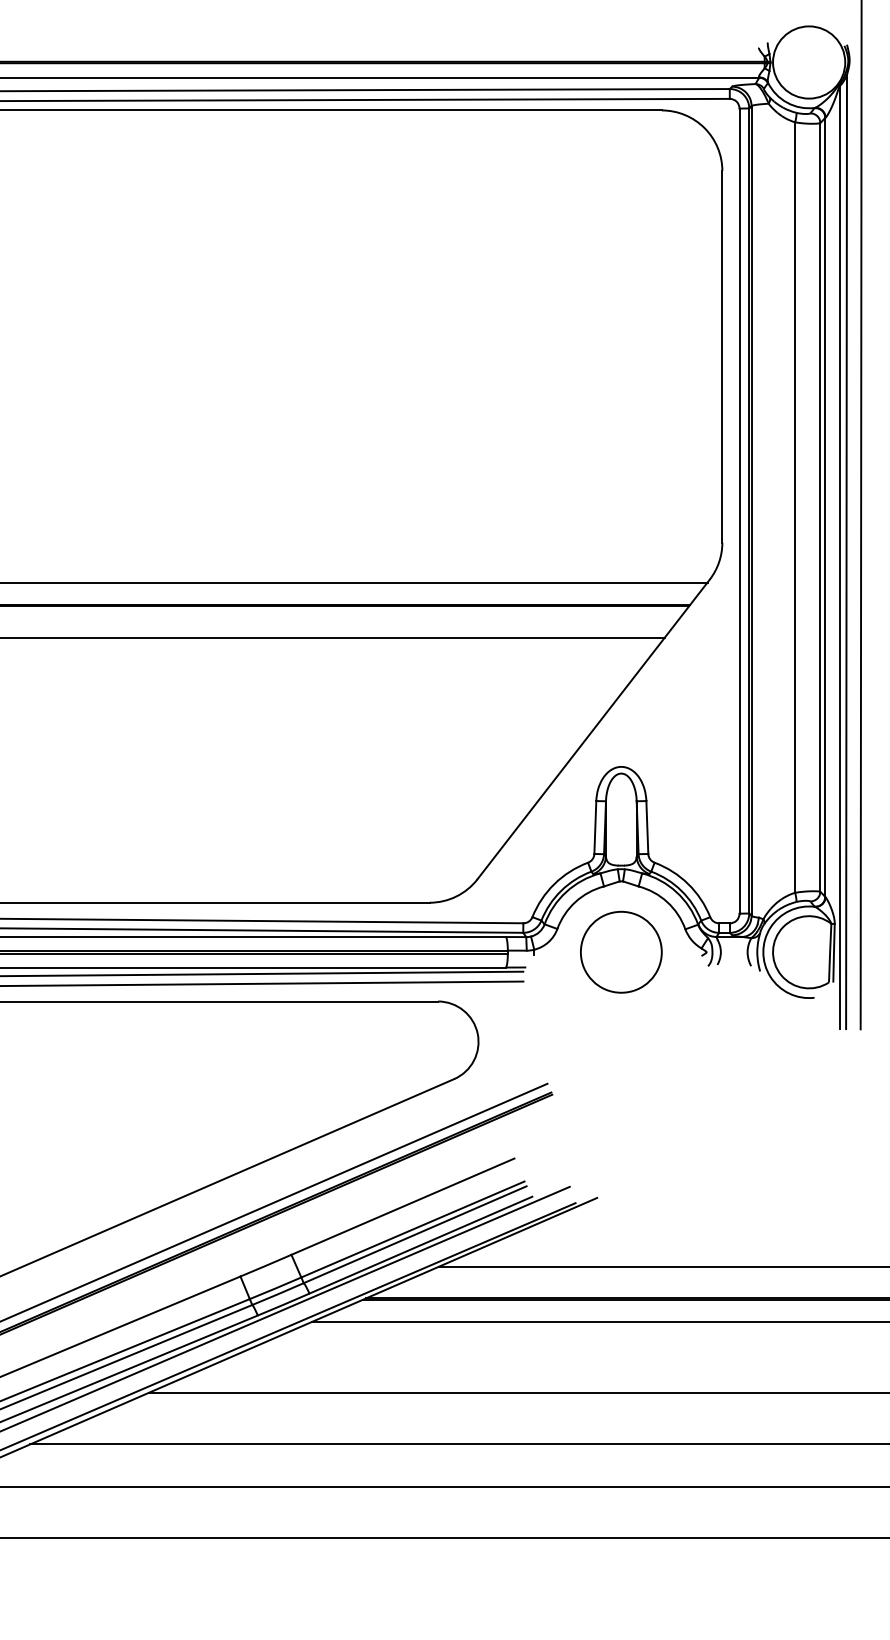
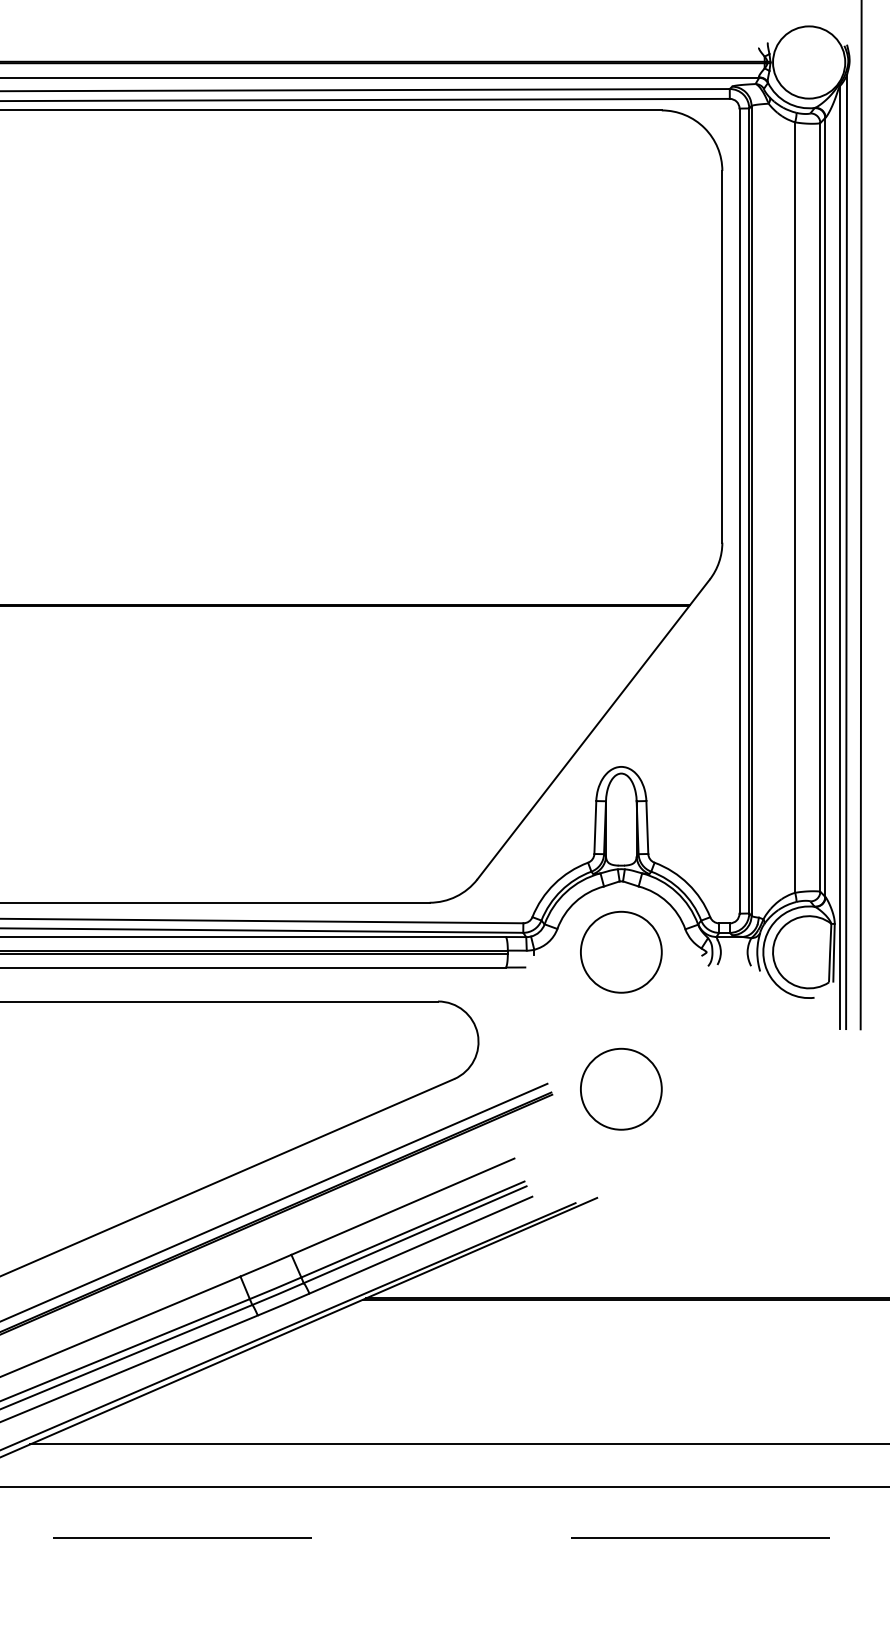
line: present -> none (354, 582)
line: present -> none (333, 638)
line: present -> none (262, 973)
line: present -> none (262, 983)
circle: none -> present (621, 1088)
line: present -> none (662, 1266)
line: present -> none (285, 1308)
line: present -> none (598, 1321)
line: present -> none (517, 1392)
line: solid -> dashed (444, 1538)
